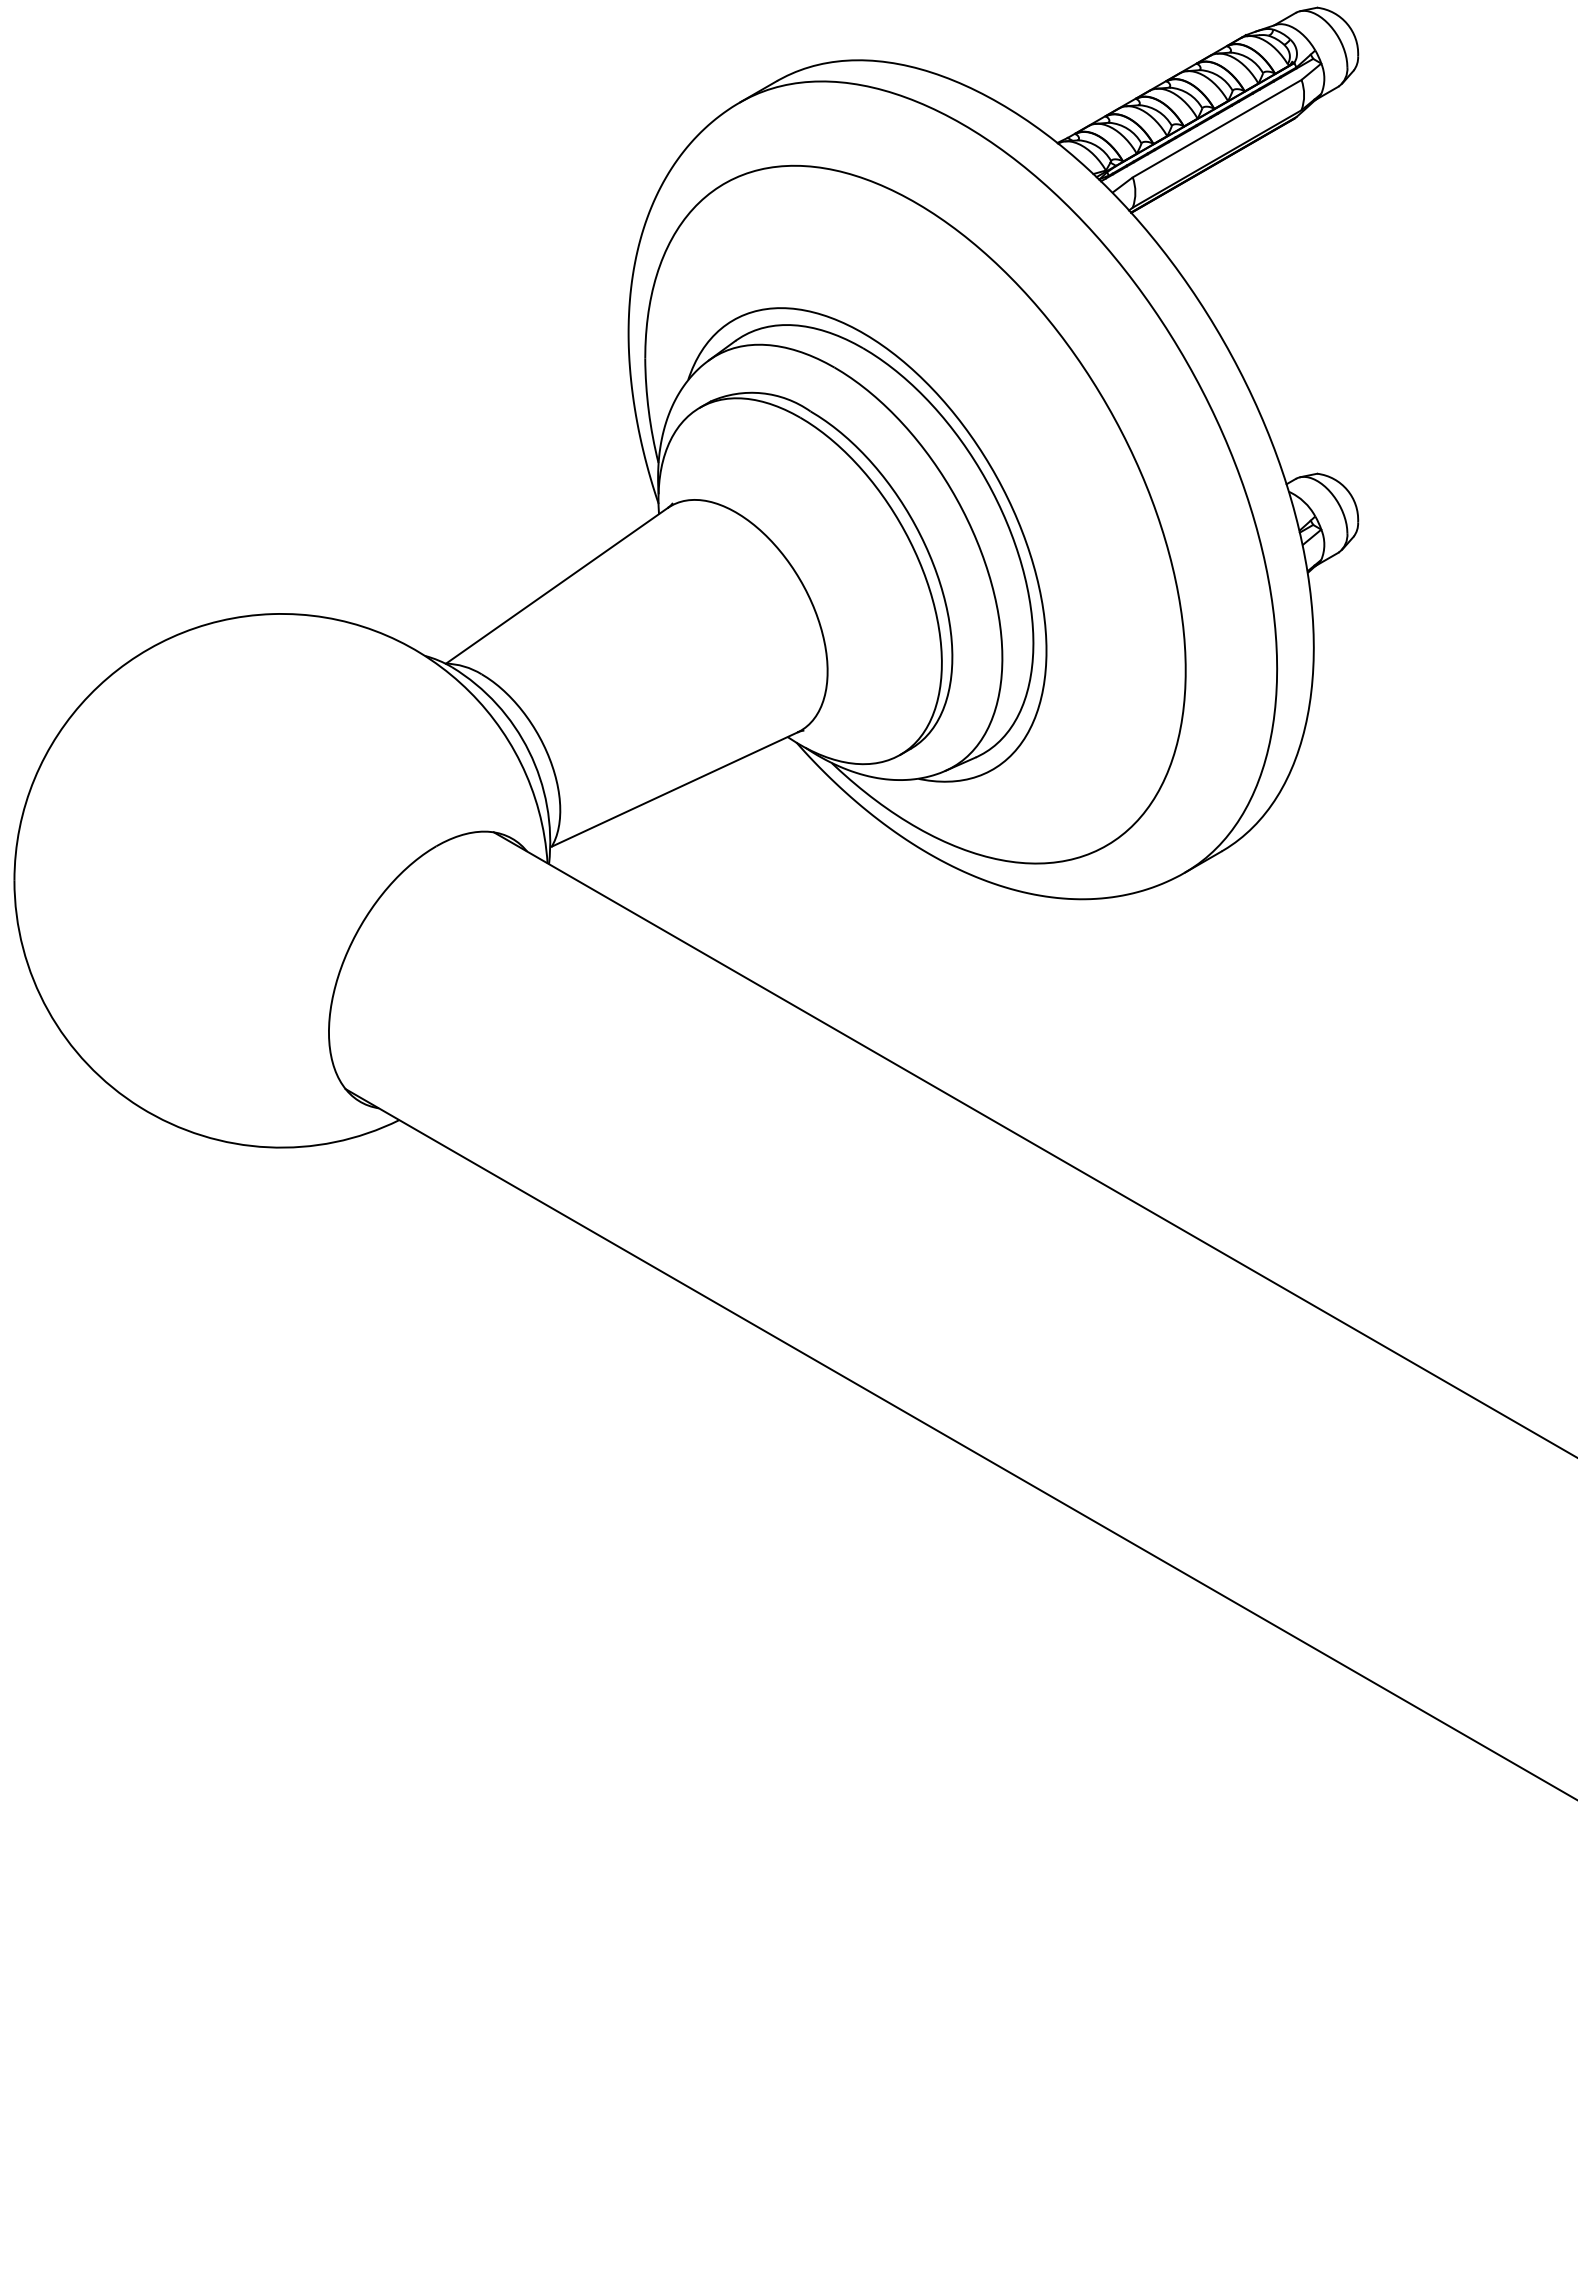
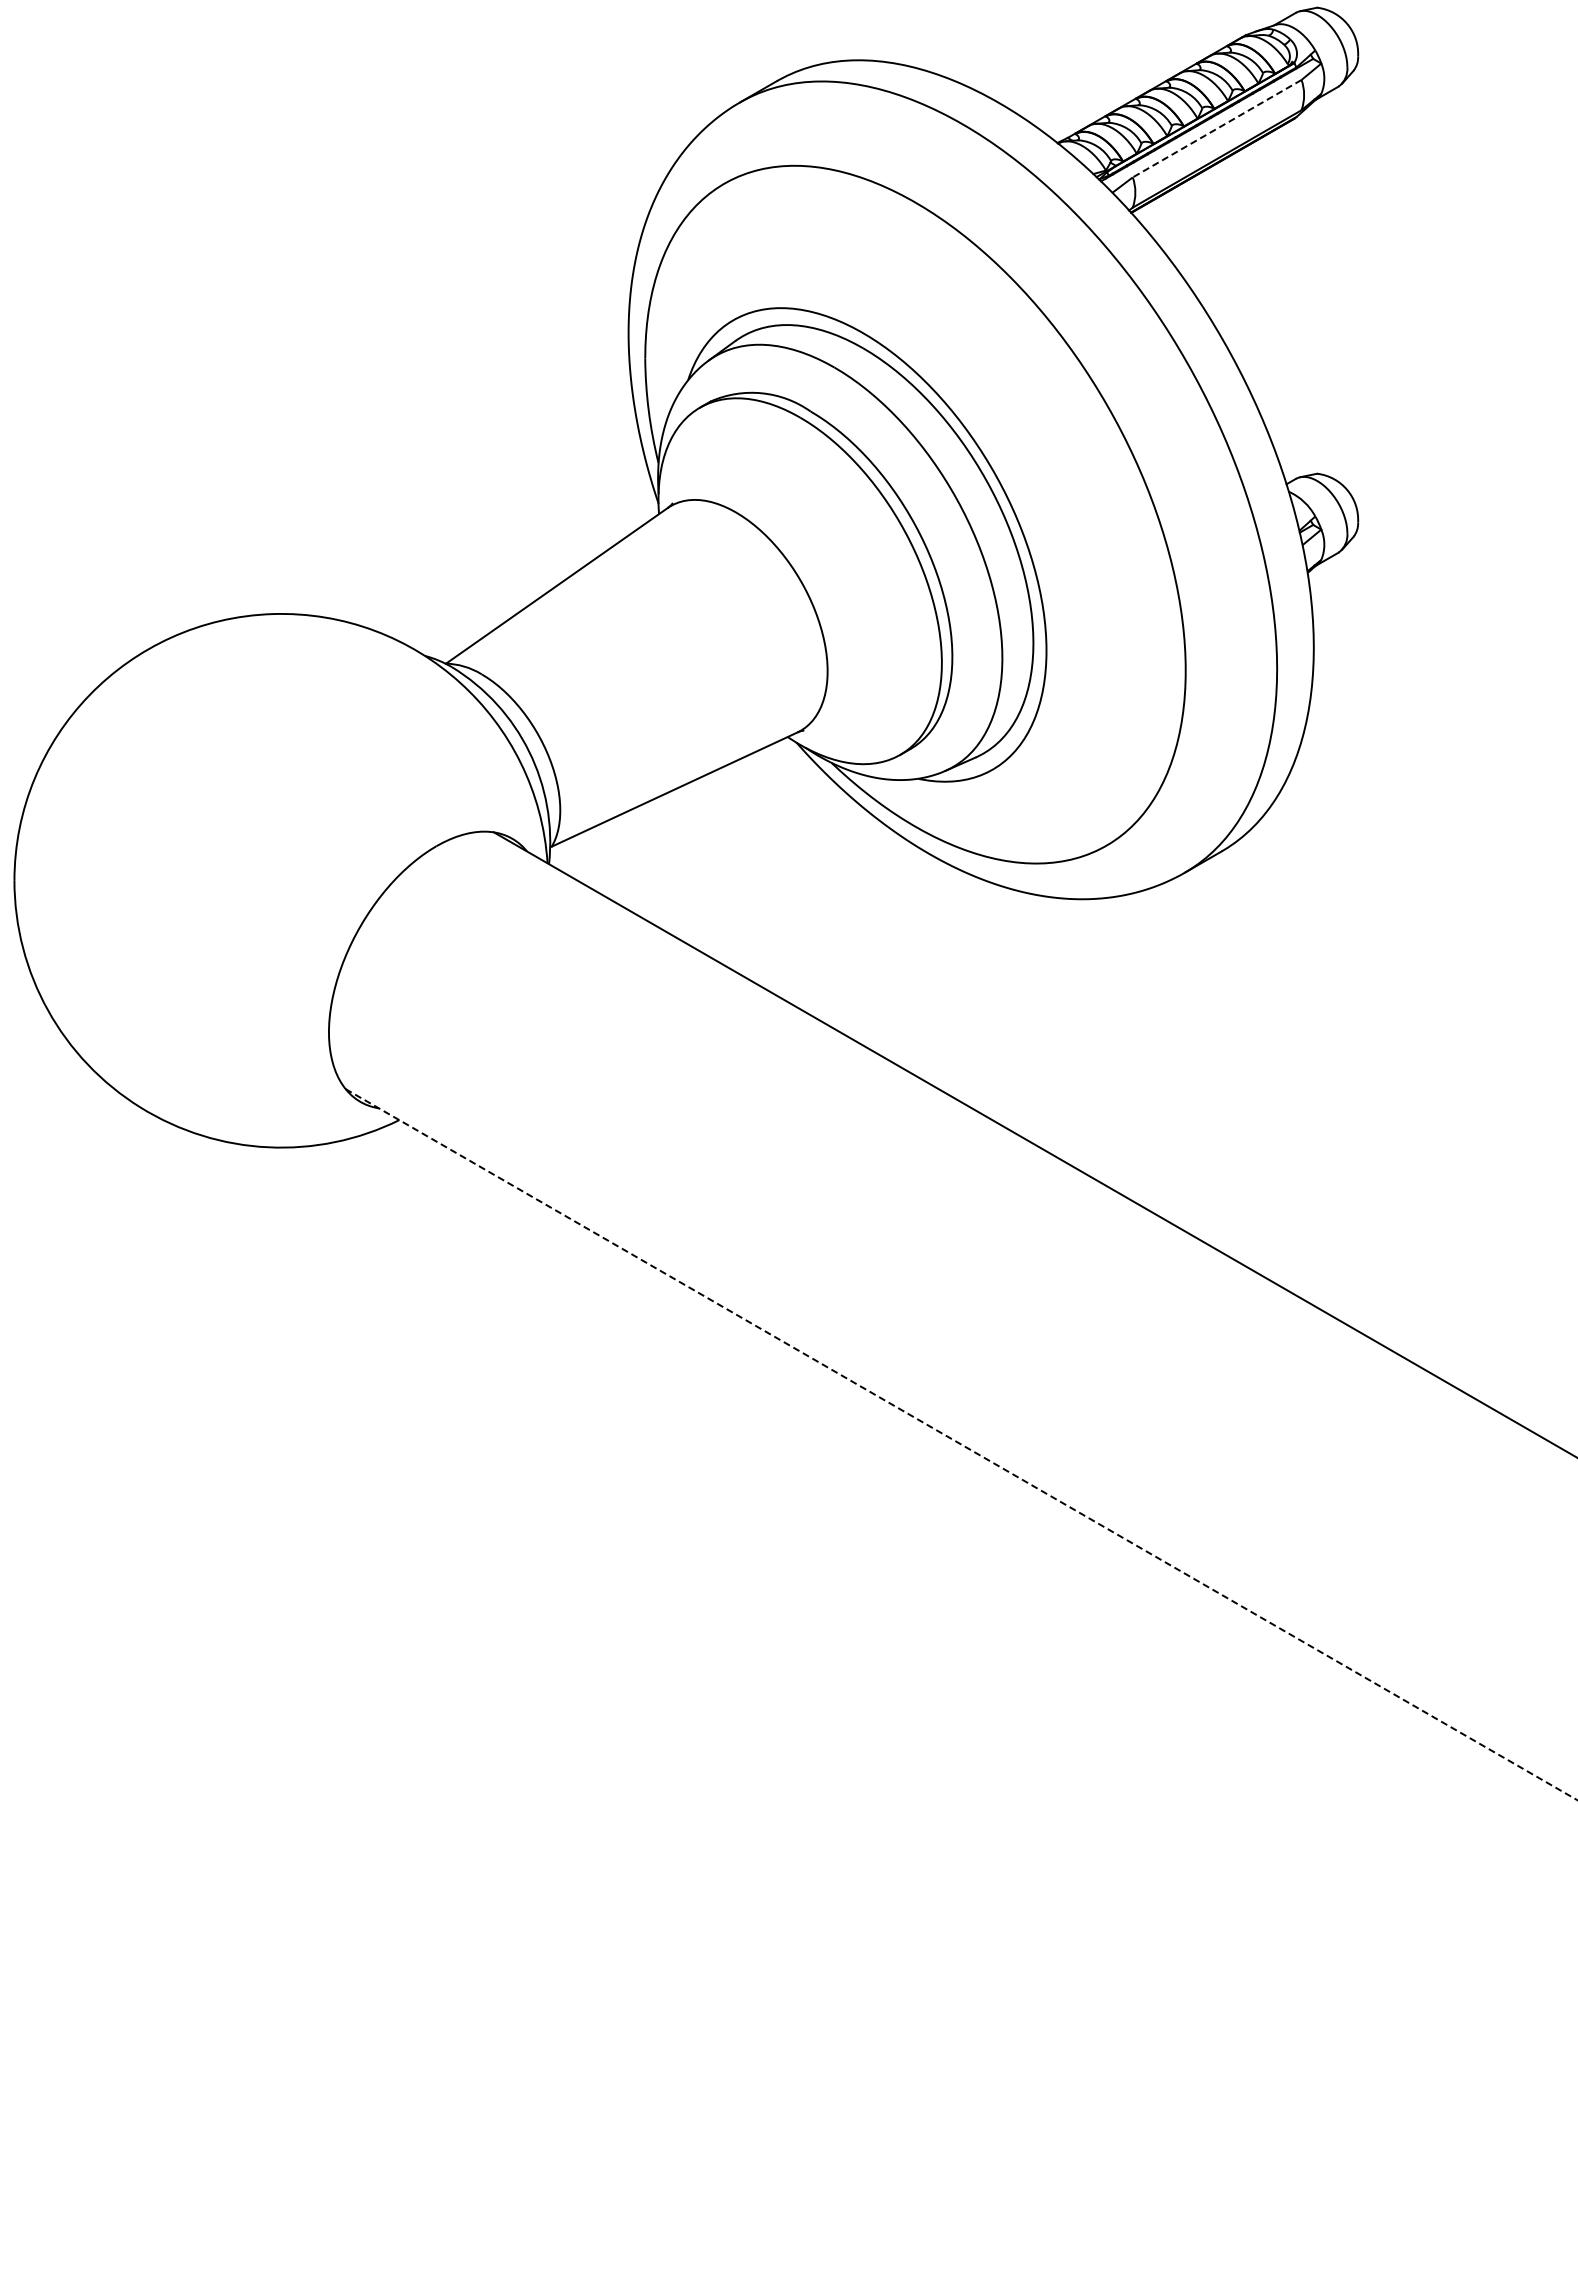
line: solid -> dashed (1216, 128)
line: solid -> dashed (961, 1444)
